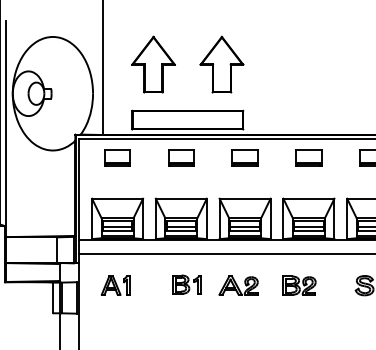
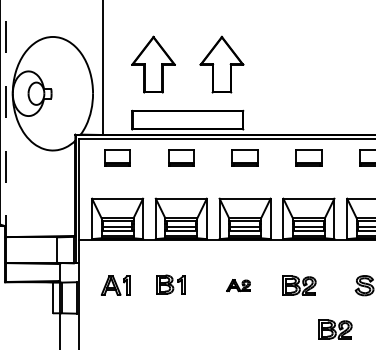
line: solid -> dashed (6, 129)
line: present -> none (225, 253)
part position: (186, 284) -> (170, 284) (170, 284)
part size: 41x21 px -> 25x14 px (238, 285)
part: none -> present (335, 329)
